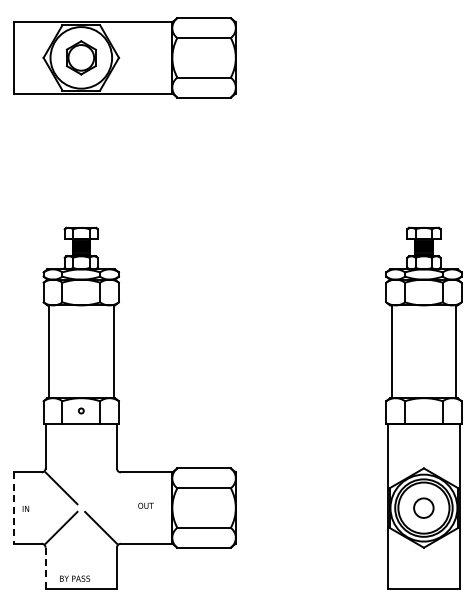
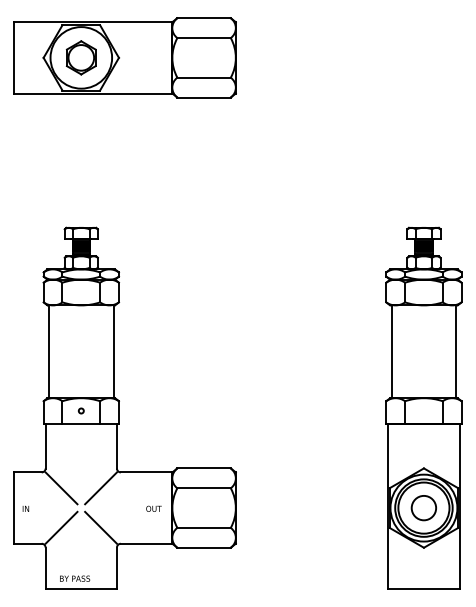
line: none -> present (100, 488)
text position: (145, 505) -> (153, 508) (153, 508)
circle size: 22x22 px -> 27x27 px (423, 508)
line: dashed -> solid (14, 508)
line: dashed -> solid (45, 568)
